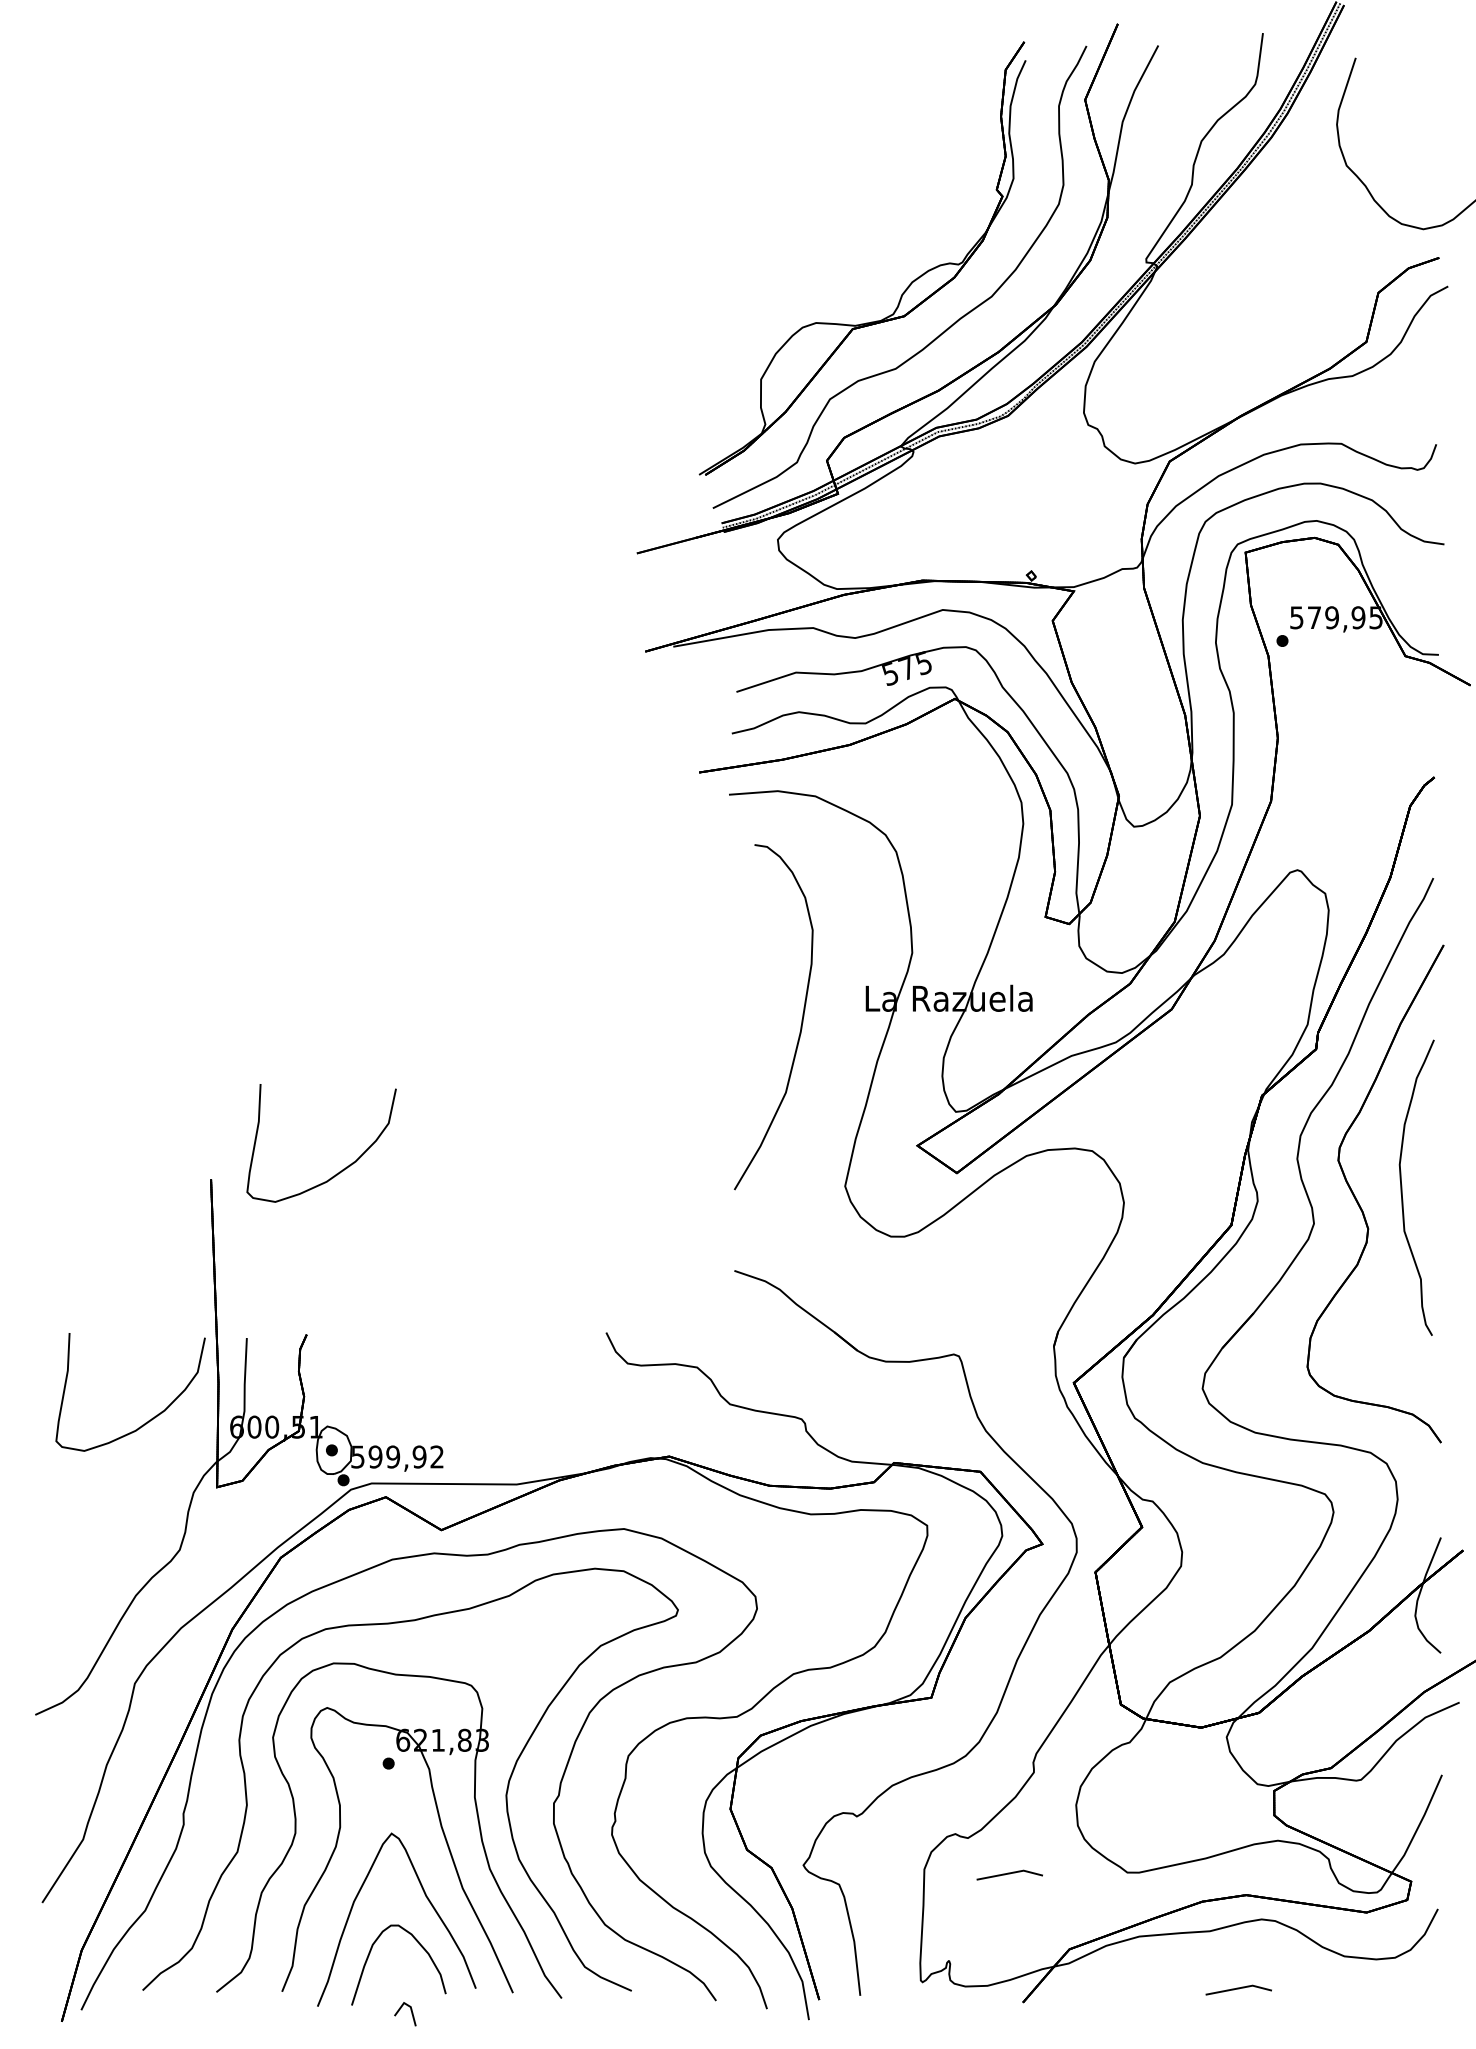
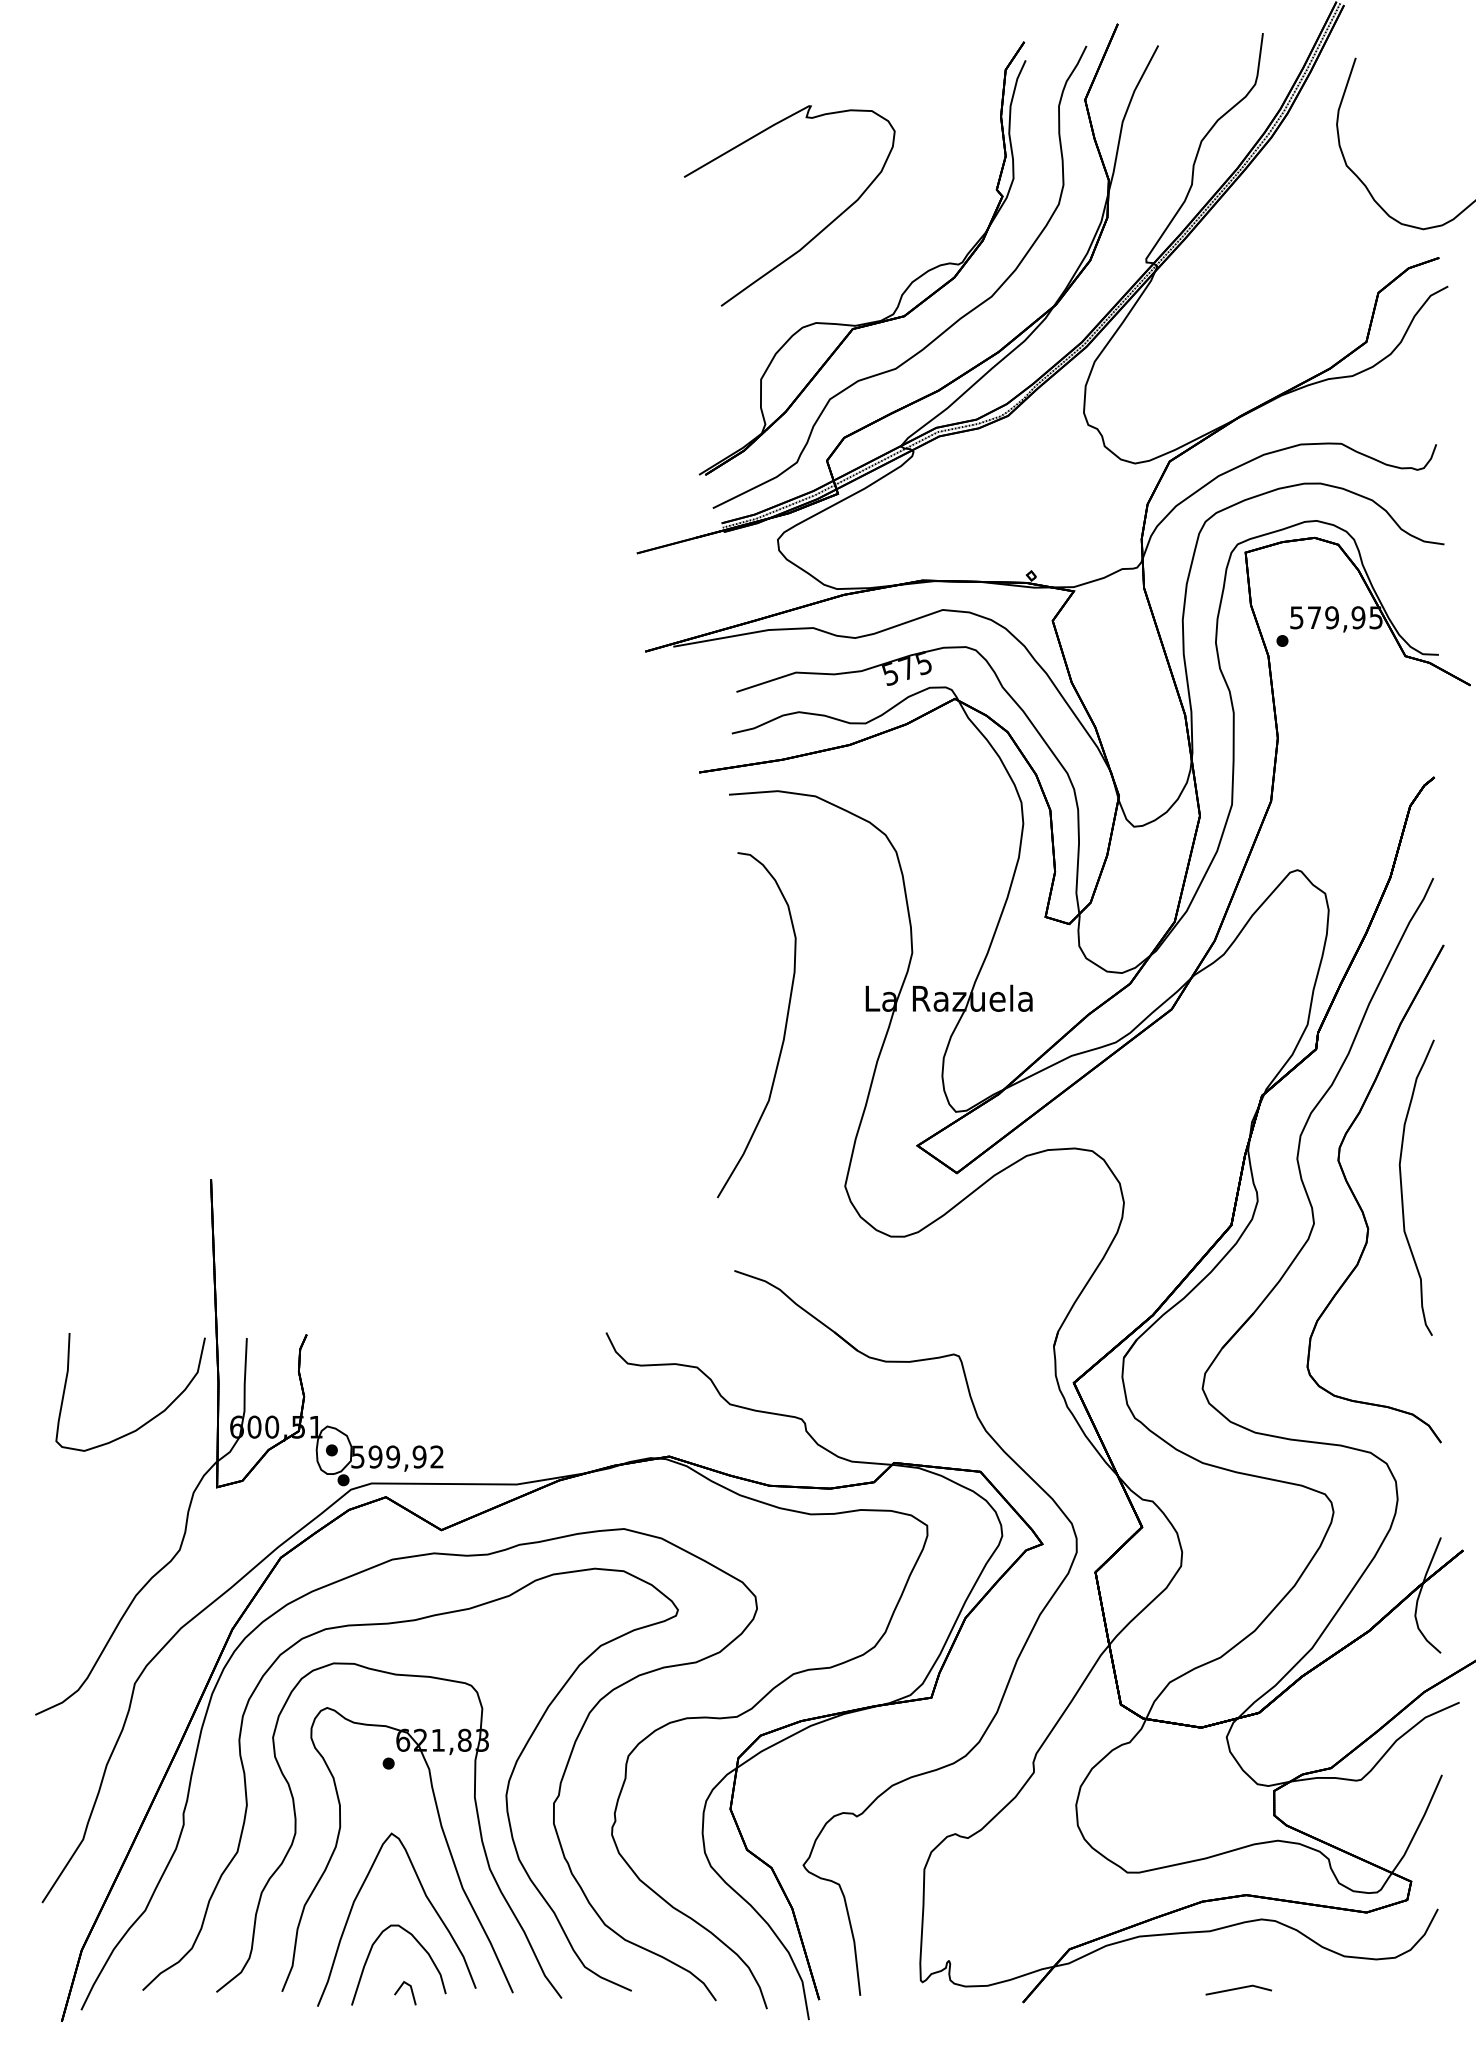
curve: none -> present (817, 233)
curve position: (801, 1019) -> (784, 1027) (784, 1027)
curve: present -> none (339, 1171)
line: present -> none (1009, 1874)
line position: (411, 2014) -> (411, 1993) (411, 1993)
